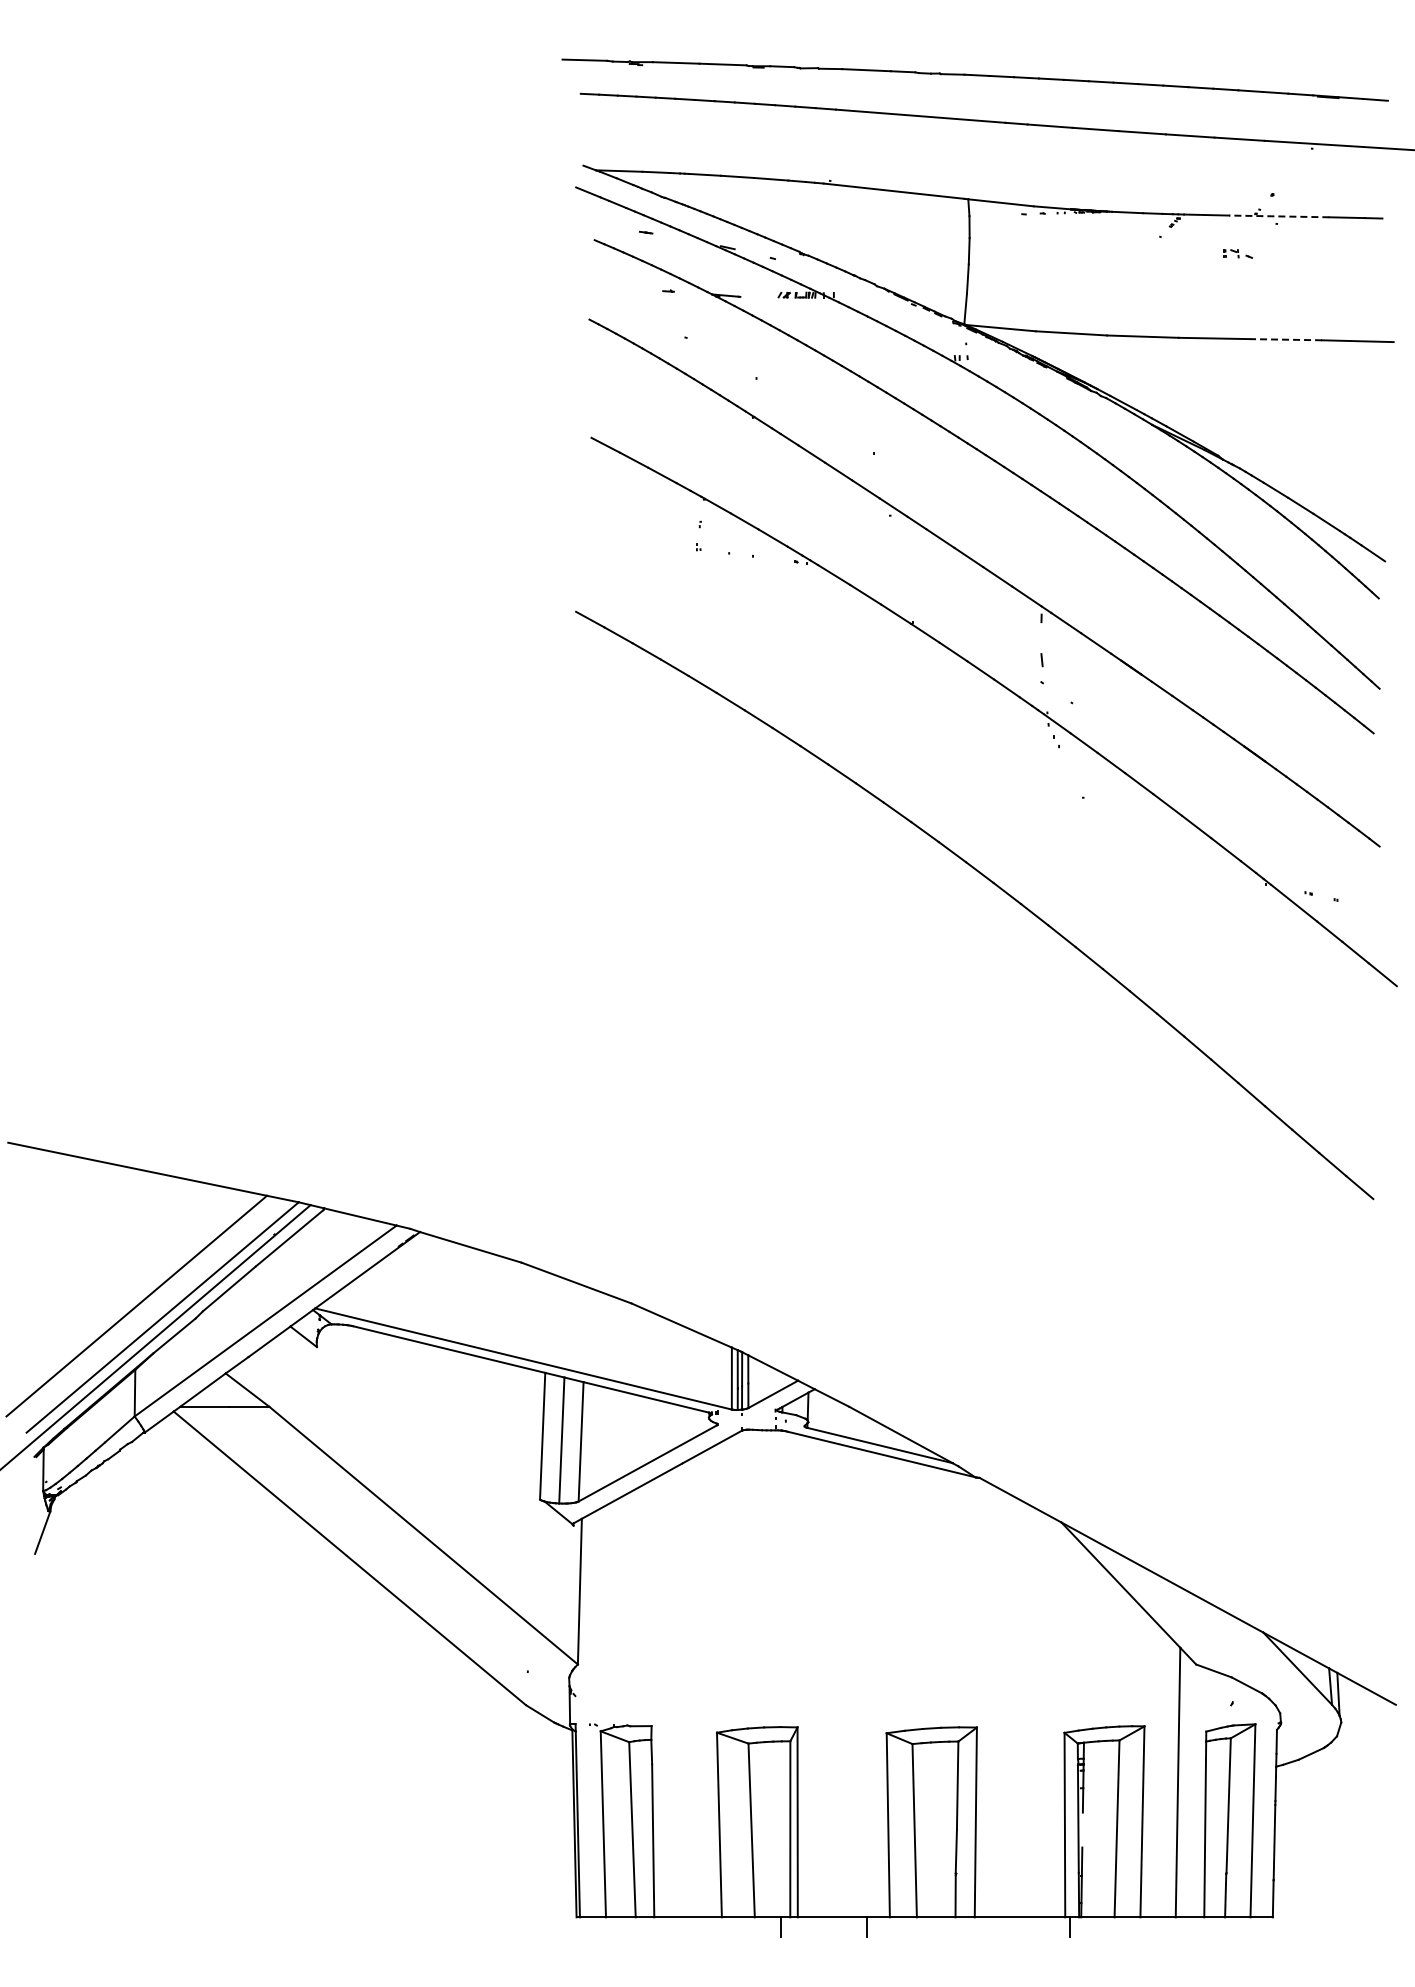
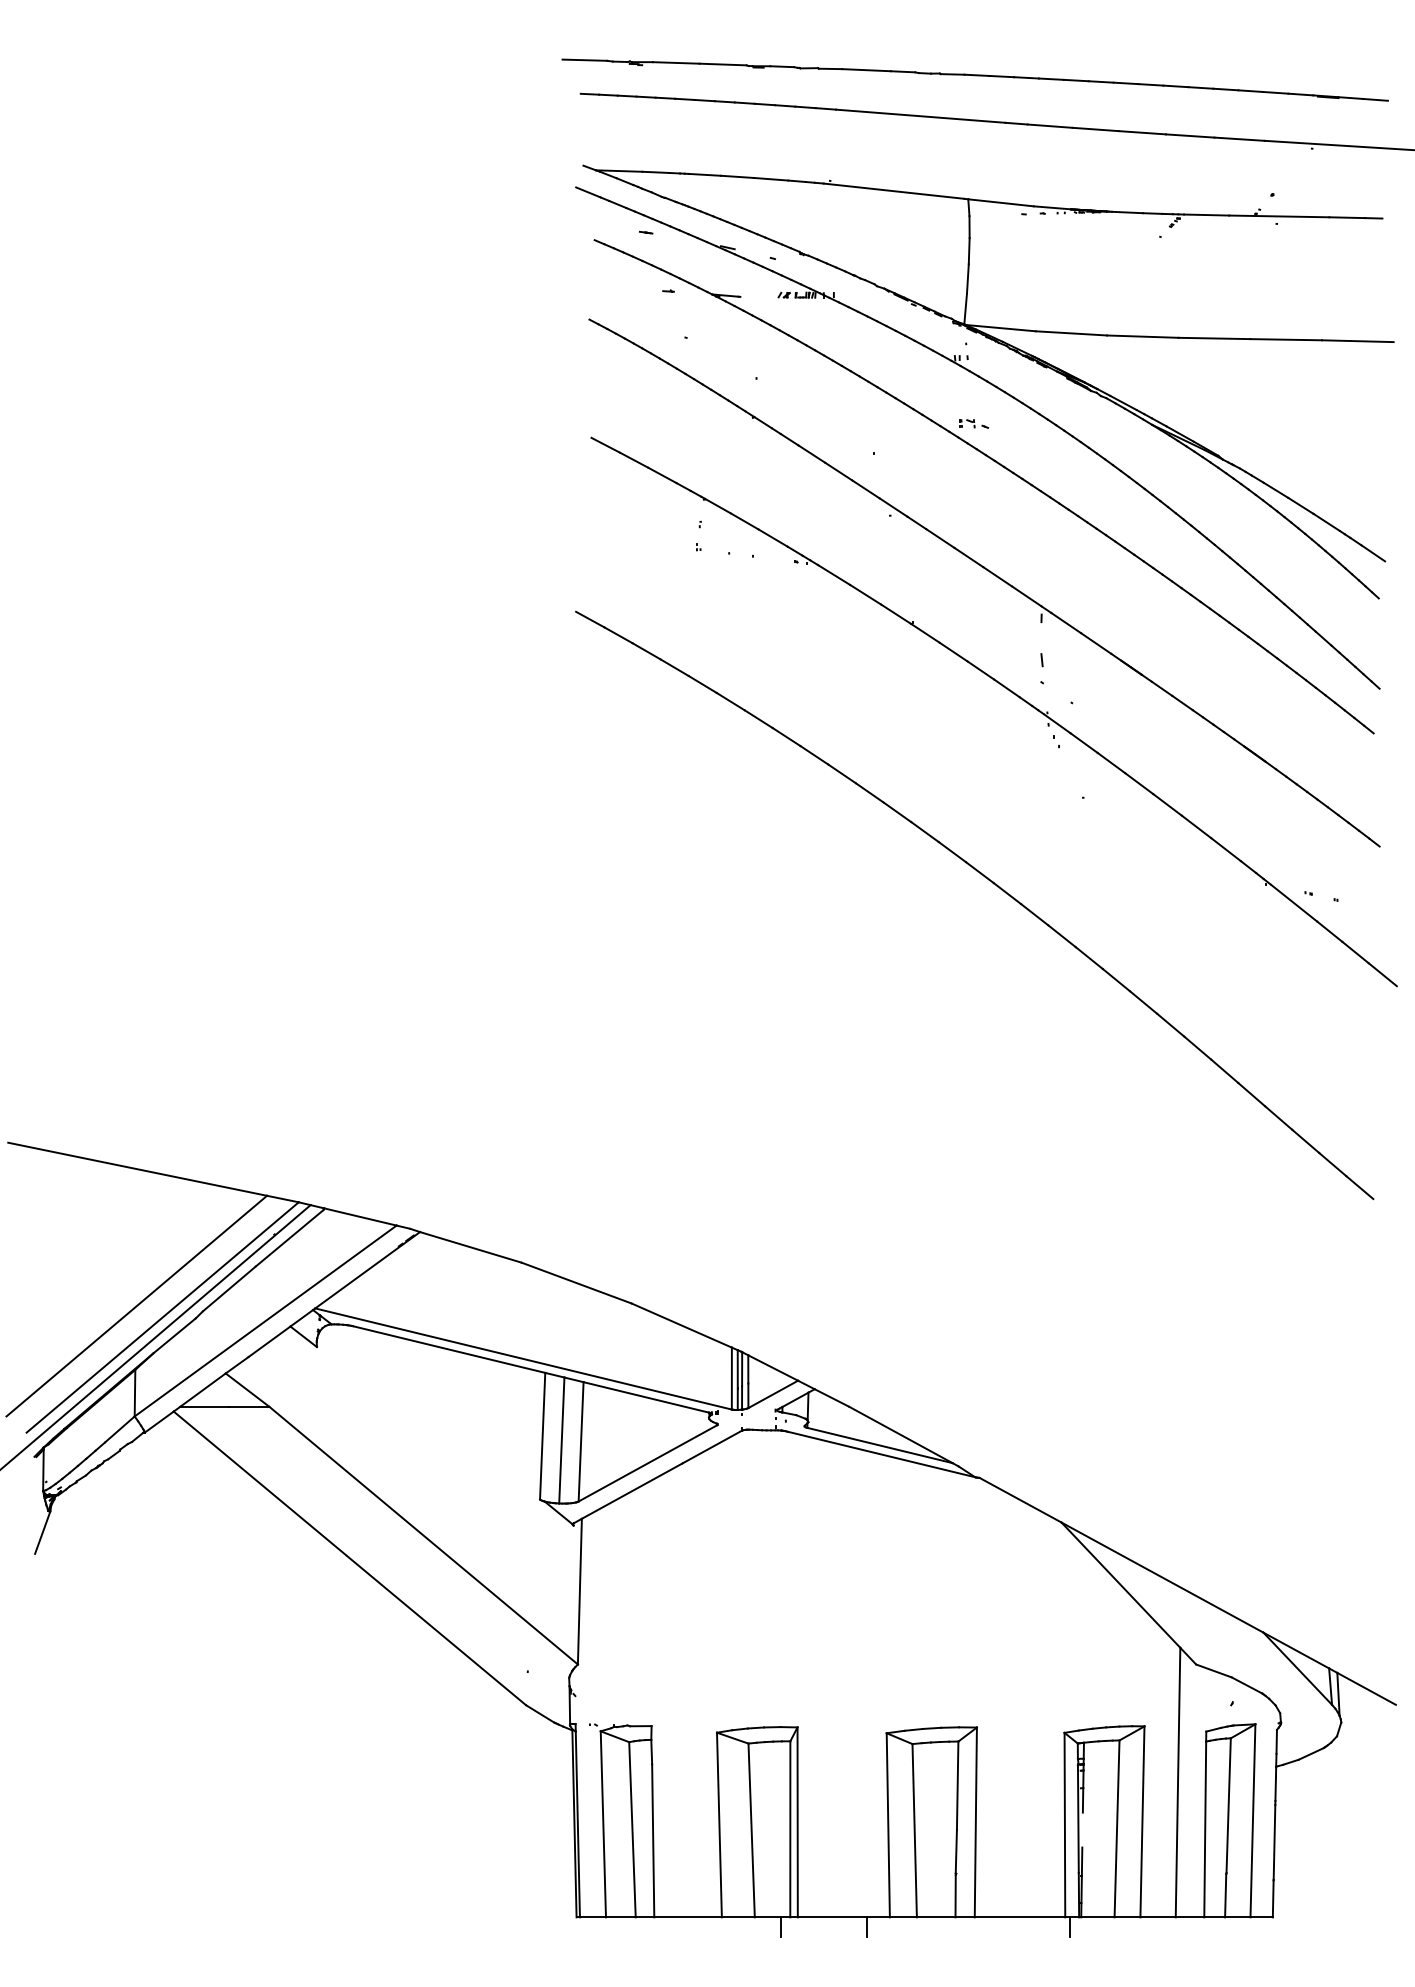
line: dashed -> solid (1278, 216)
part position: (1238, 253) -> (974, 423) (974, 423)
line: dashed -> solid (1286, 339)
